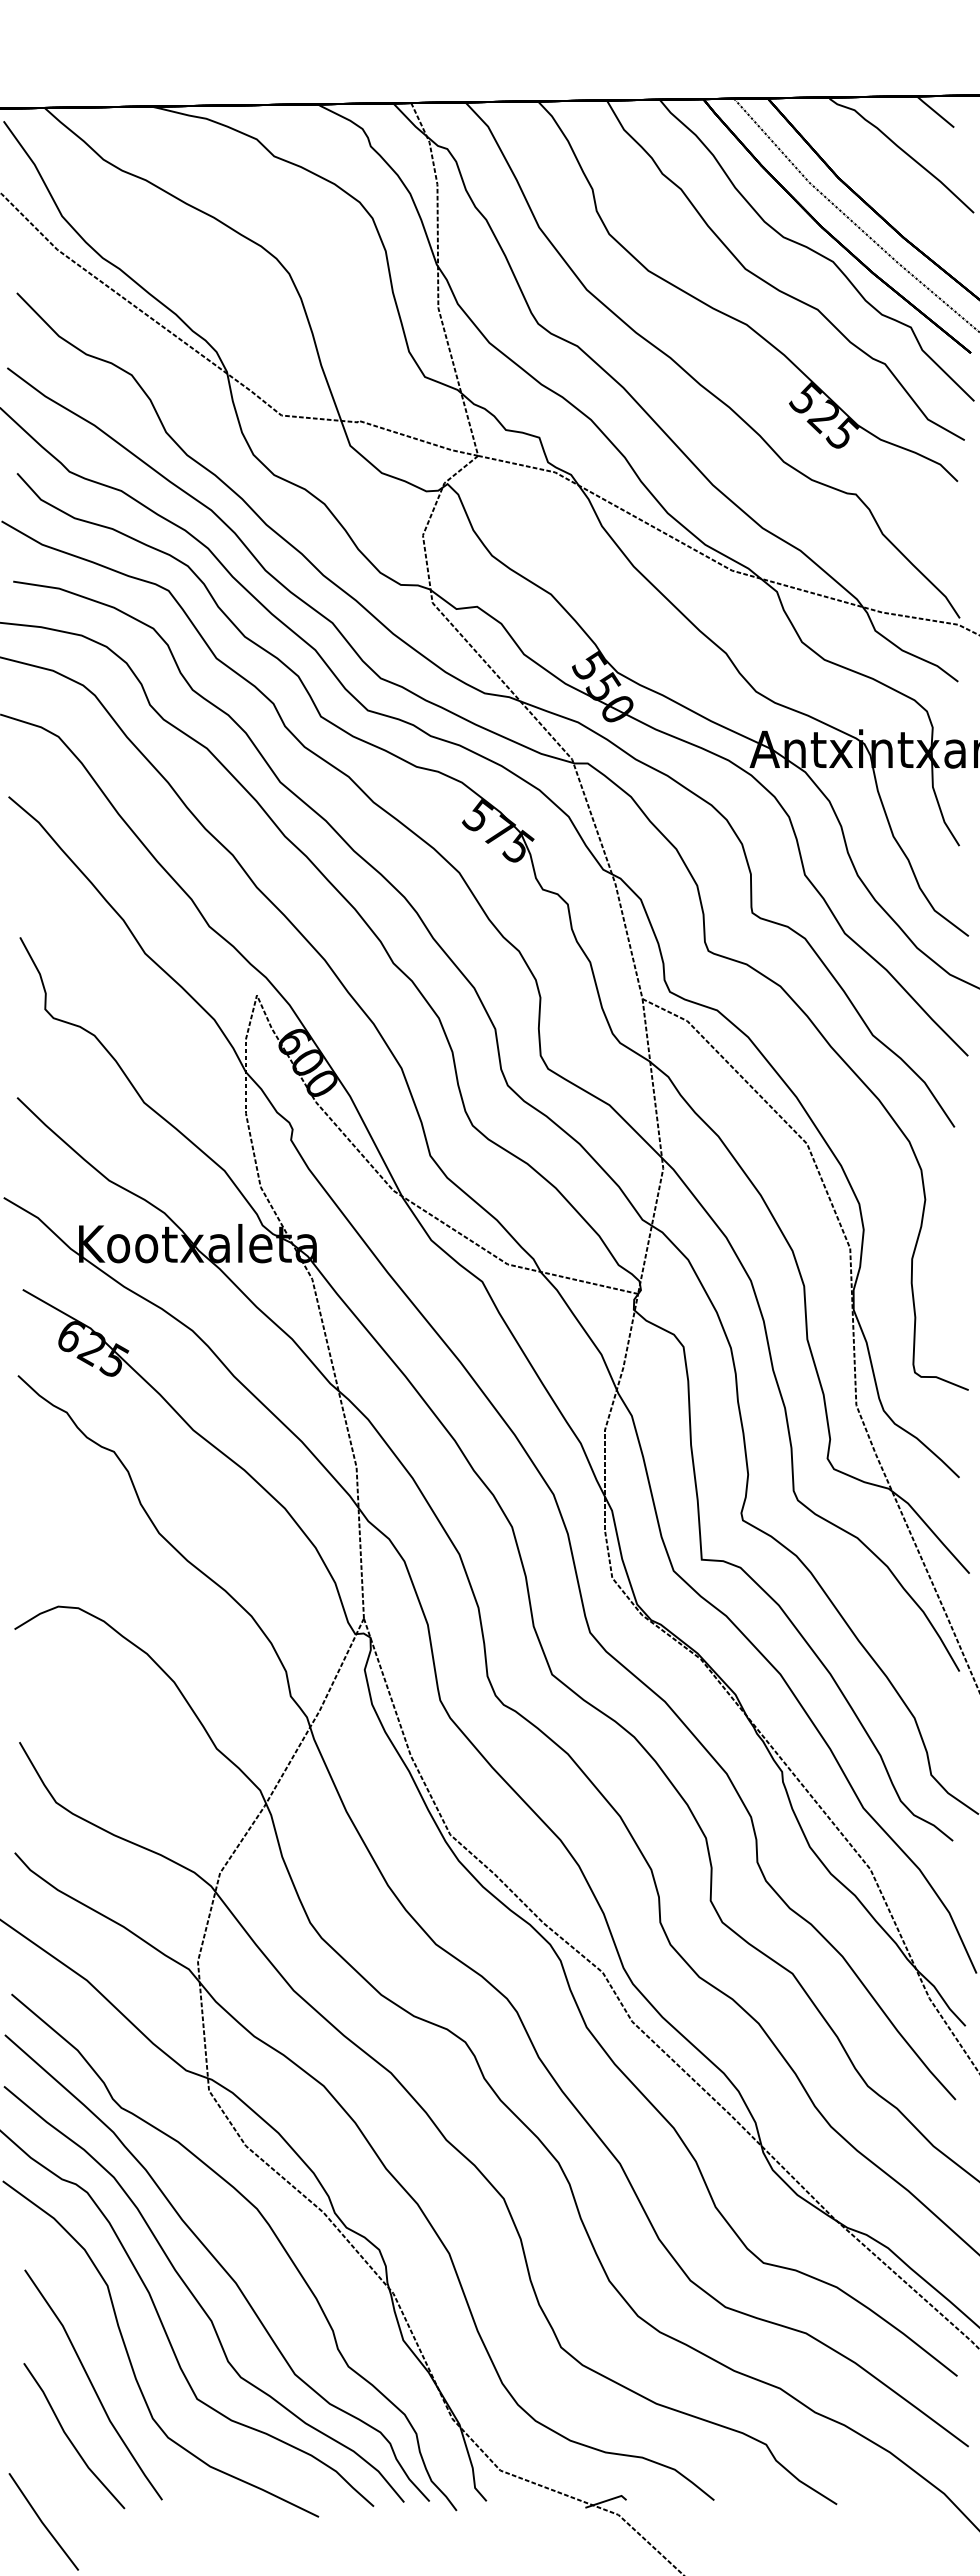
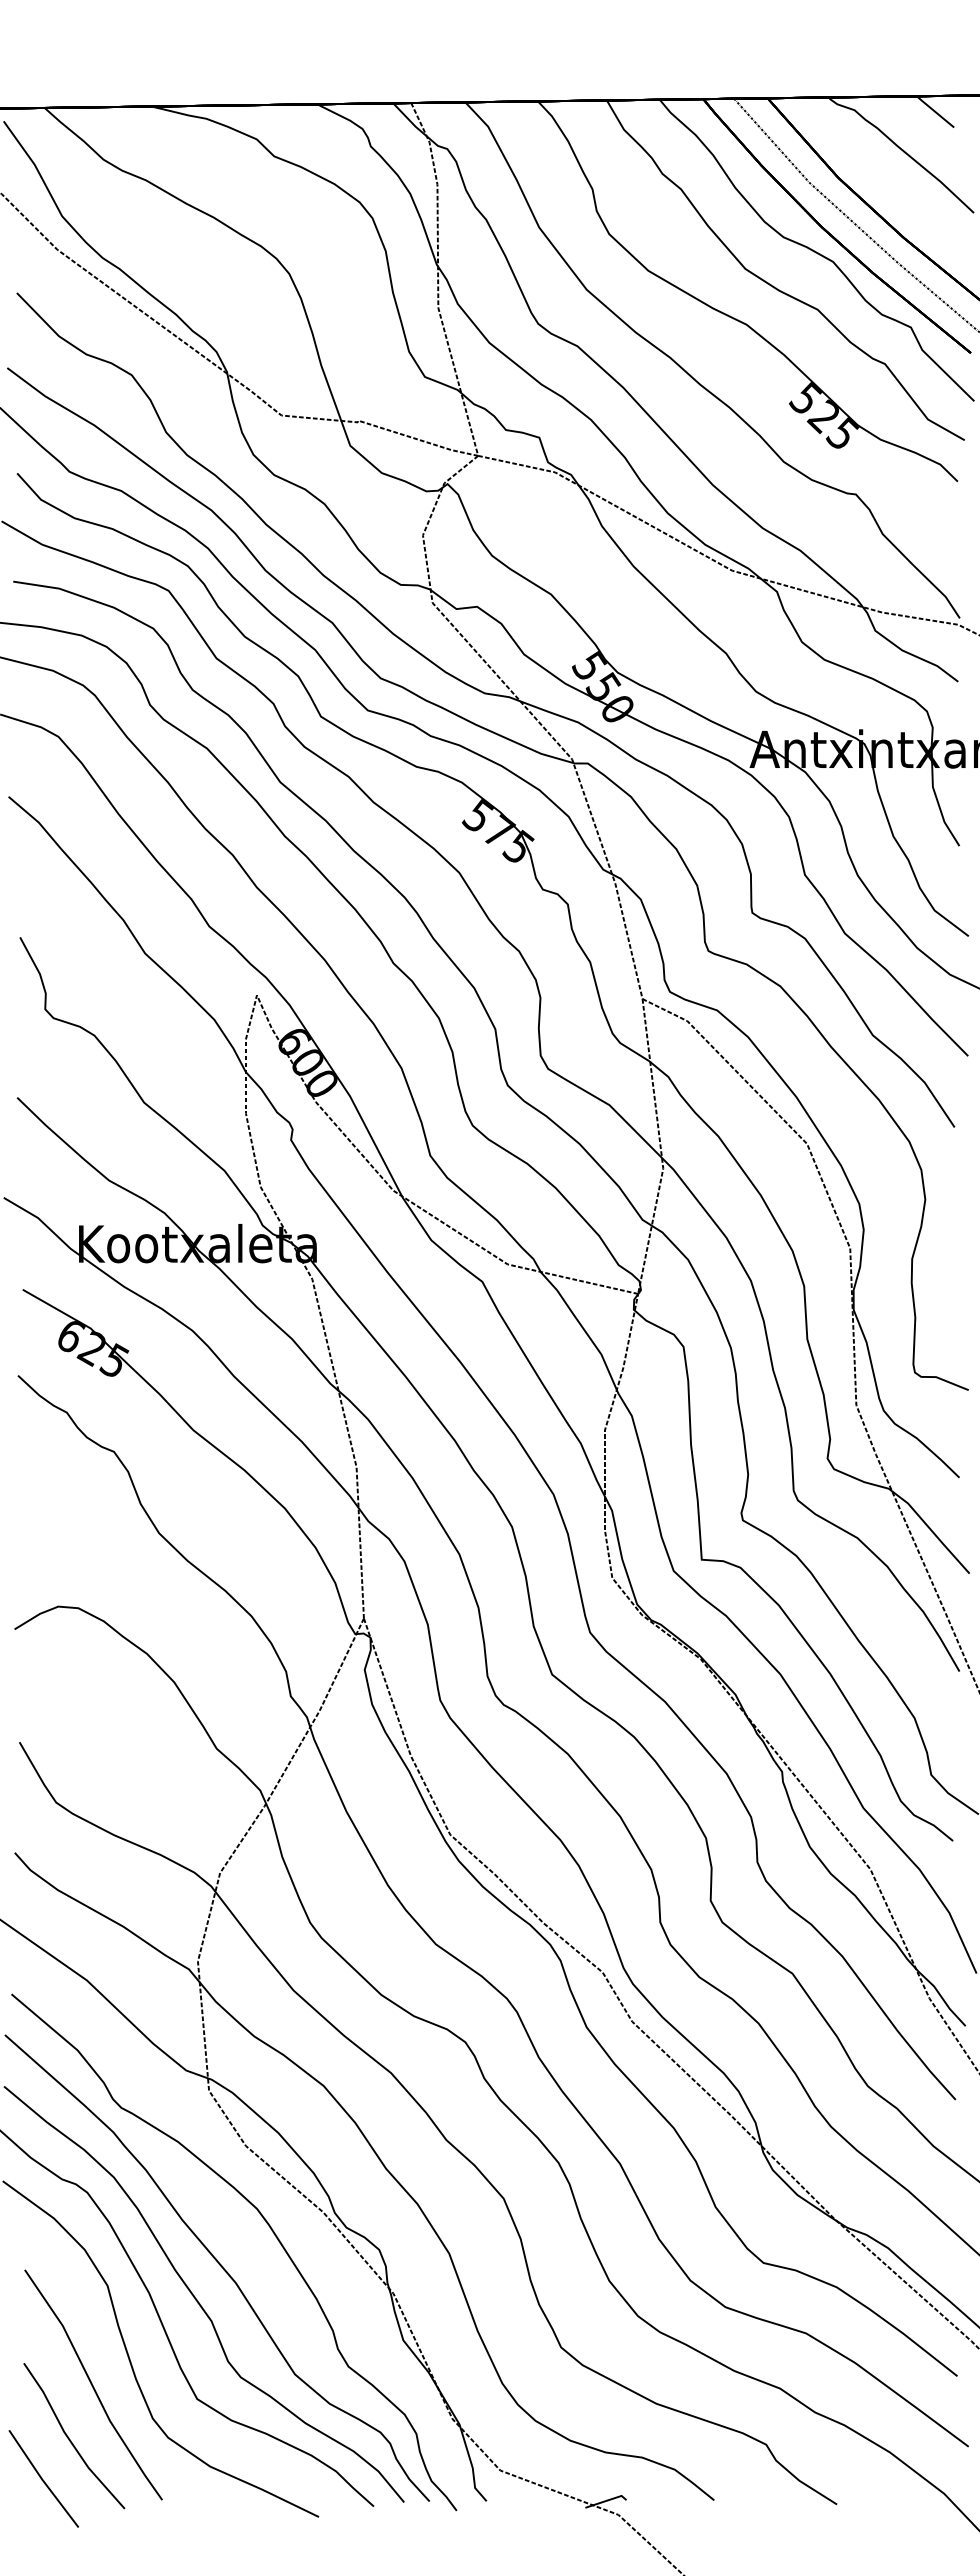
part position: (43, 2521) -> (43, 2478) (43, 2478)
